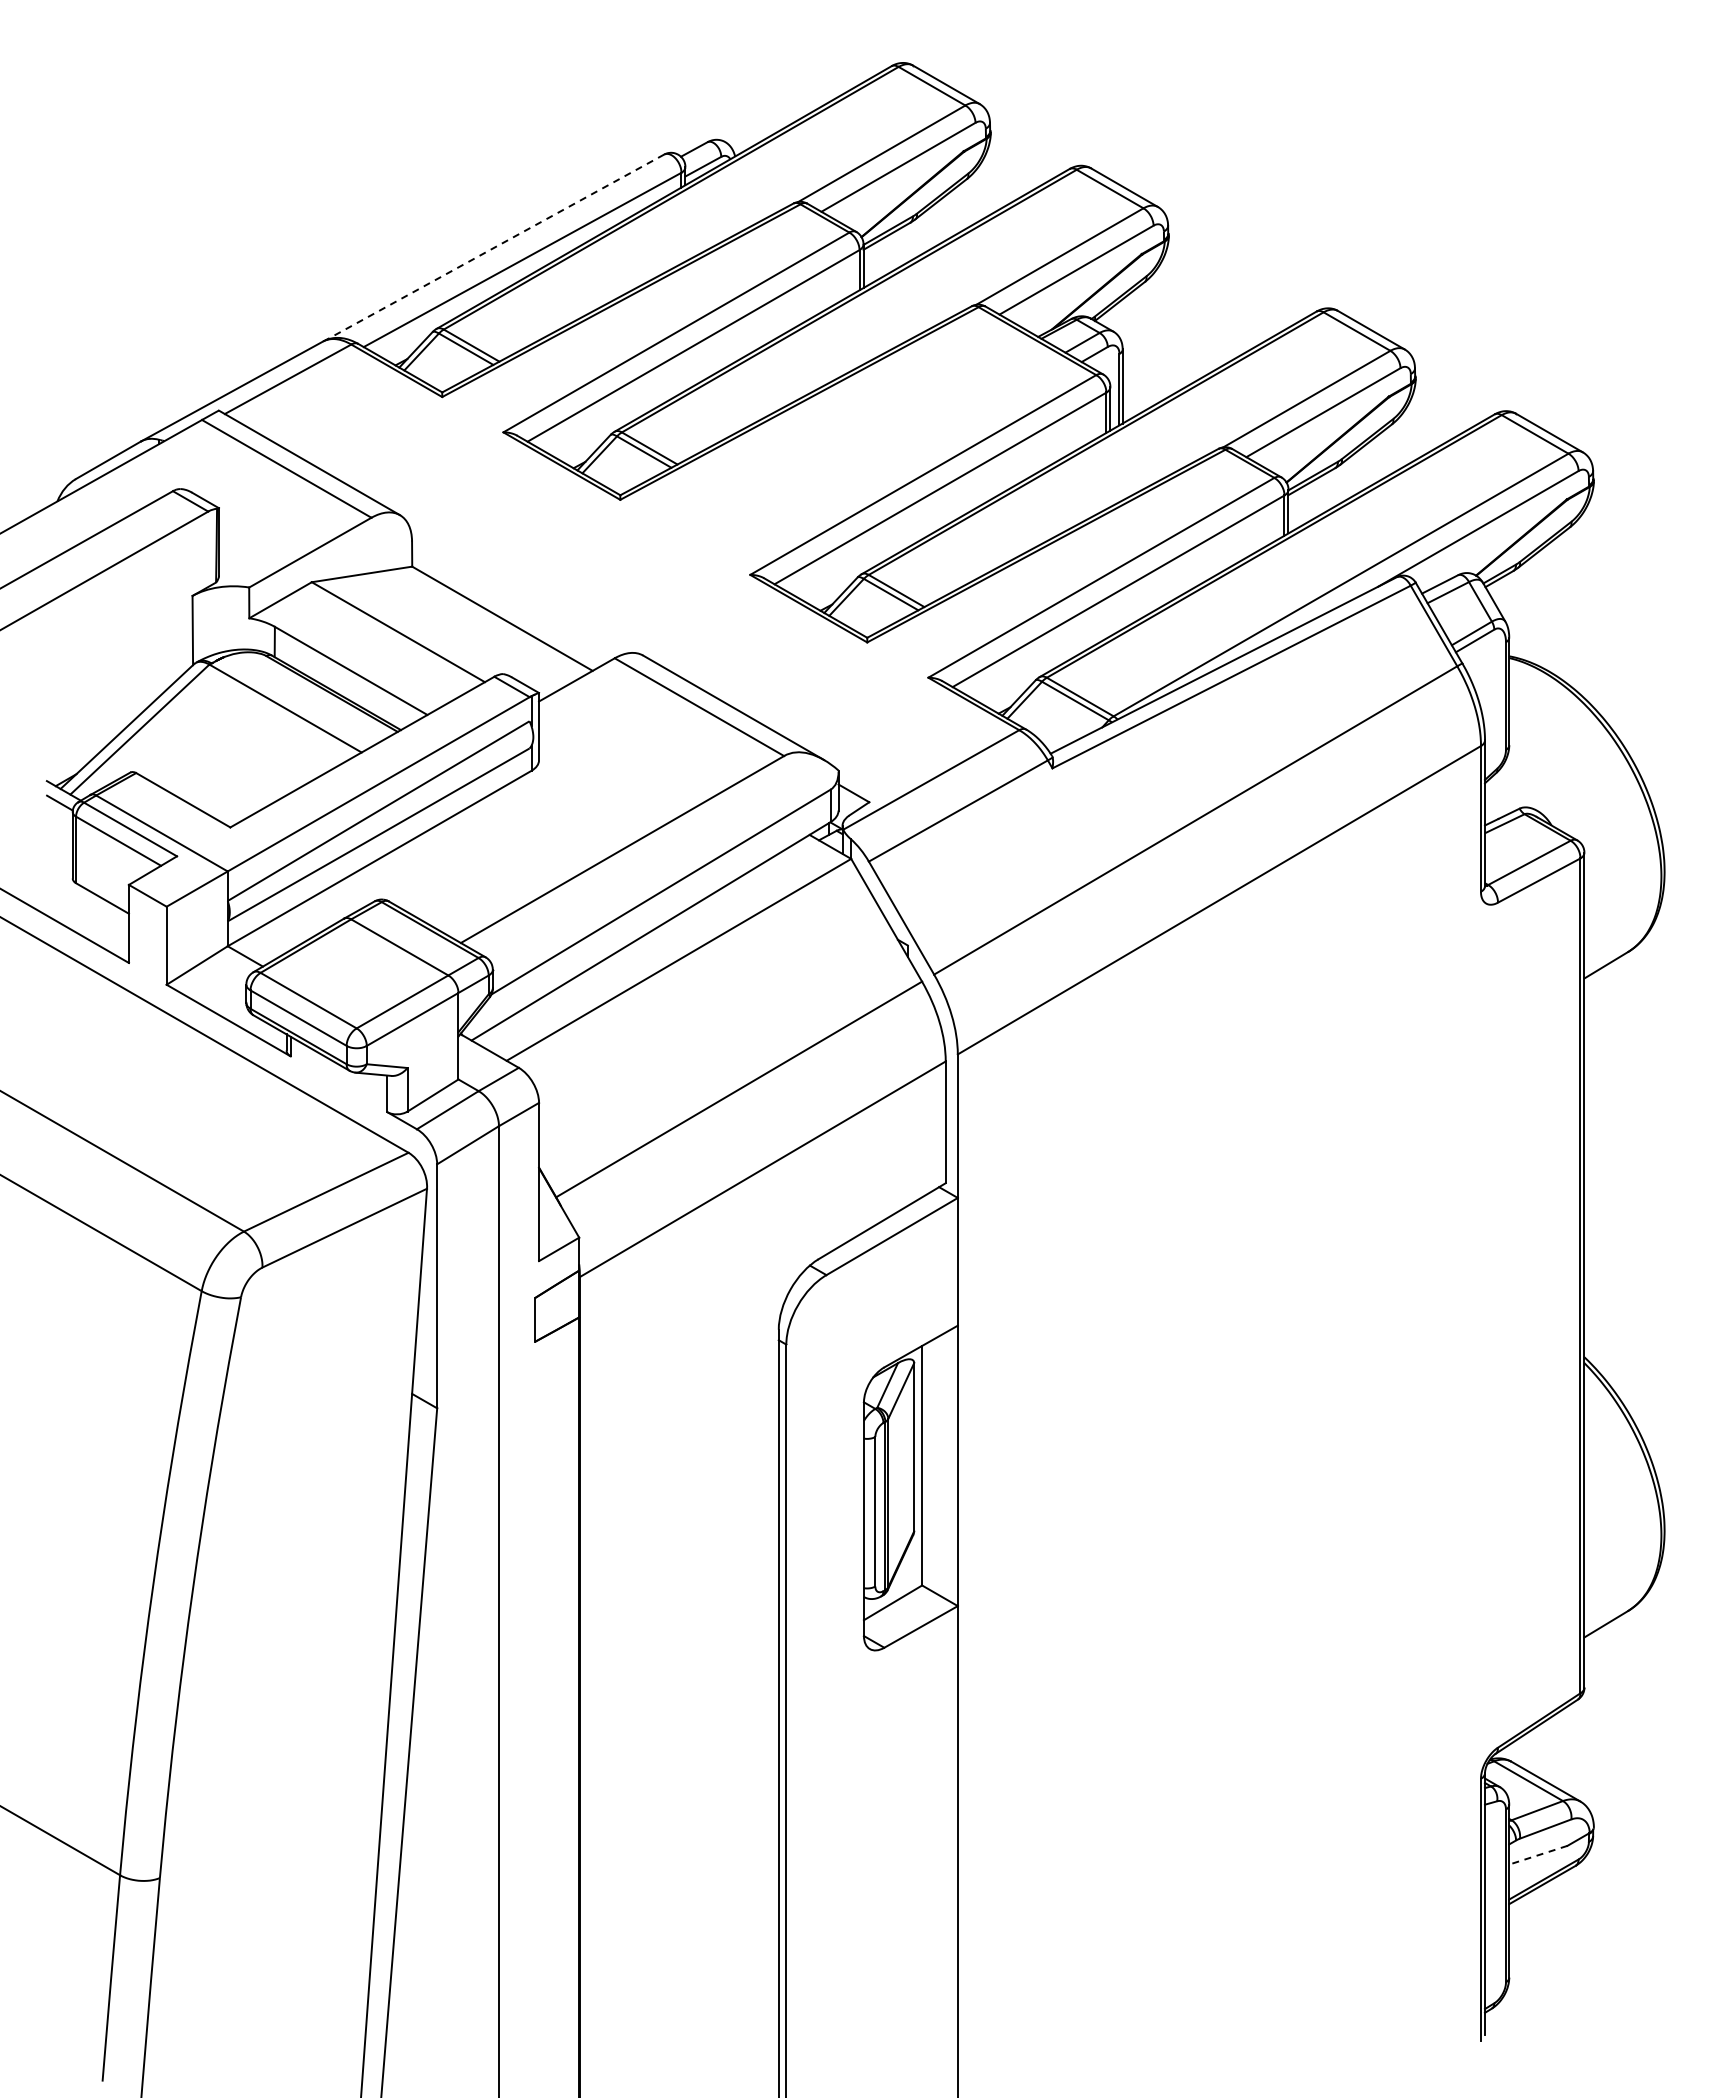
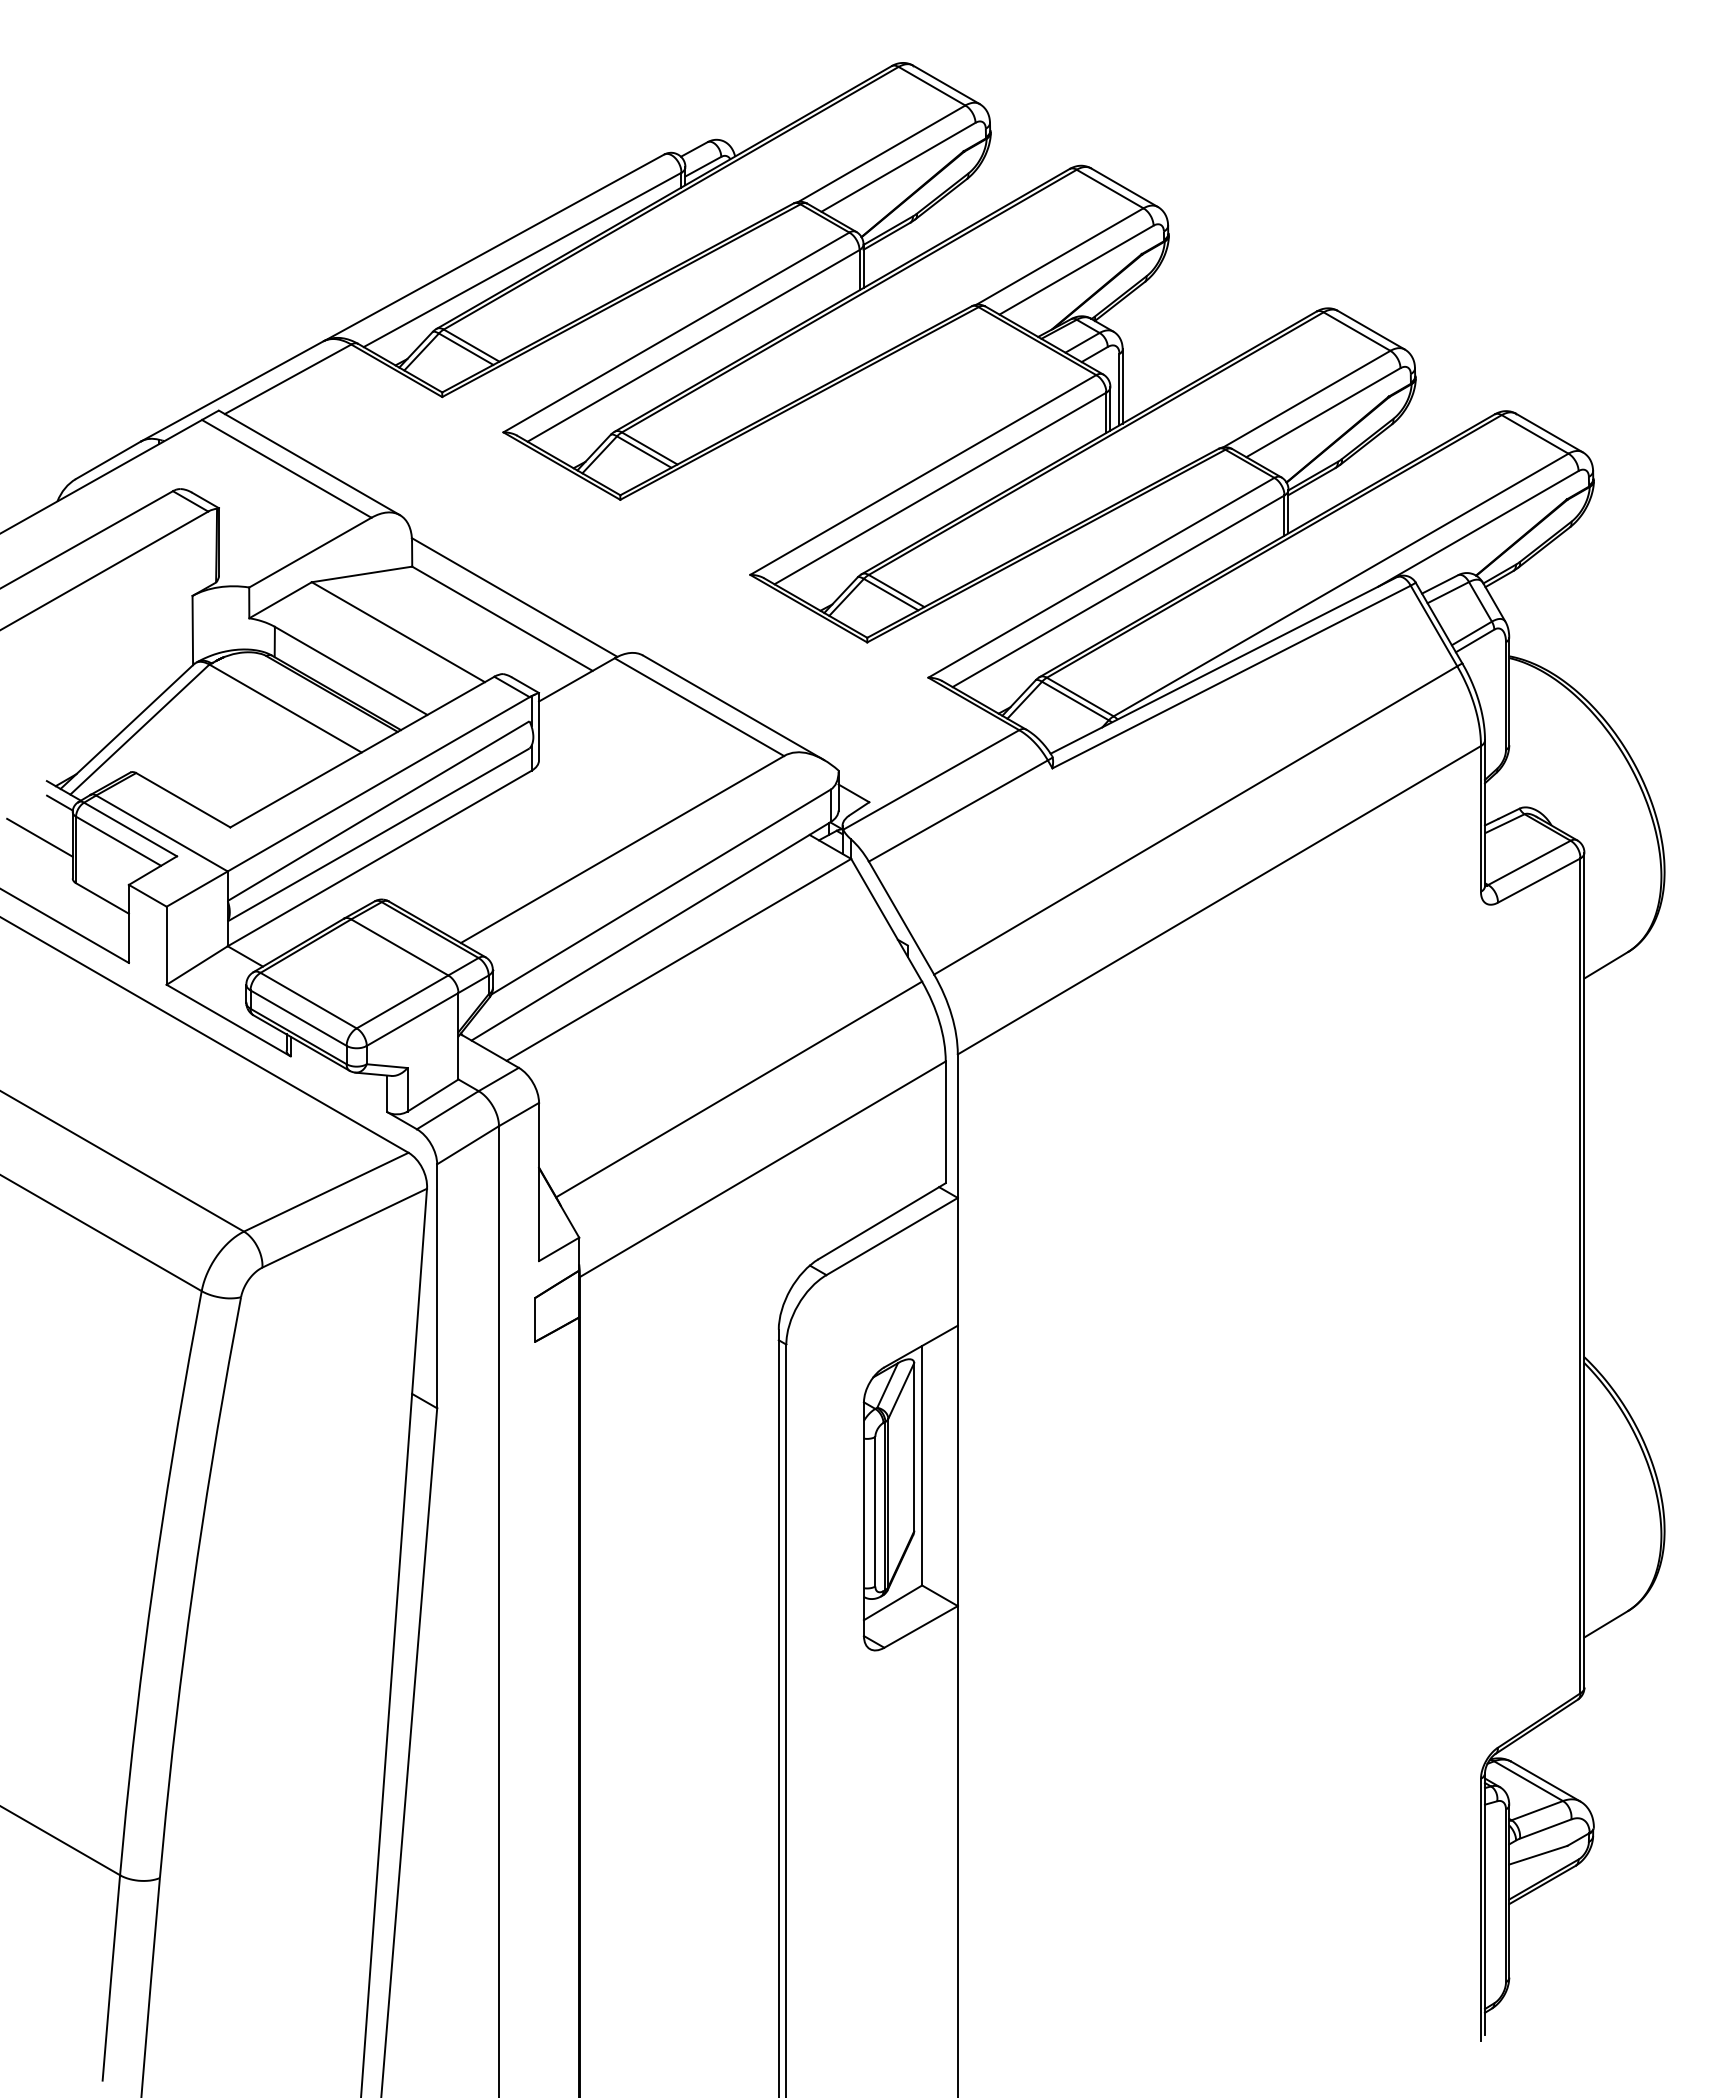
line: dashed -> solid (494, 247)
line: none -> present (514, 597)
line: none -> present (39, 837)
line: dashed -> solid (1538, 1855)
